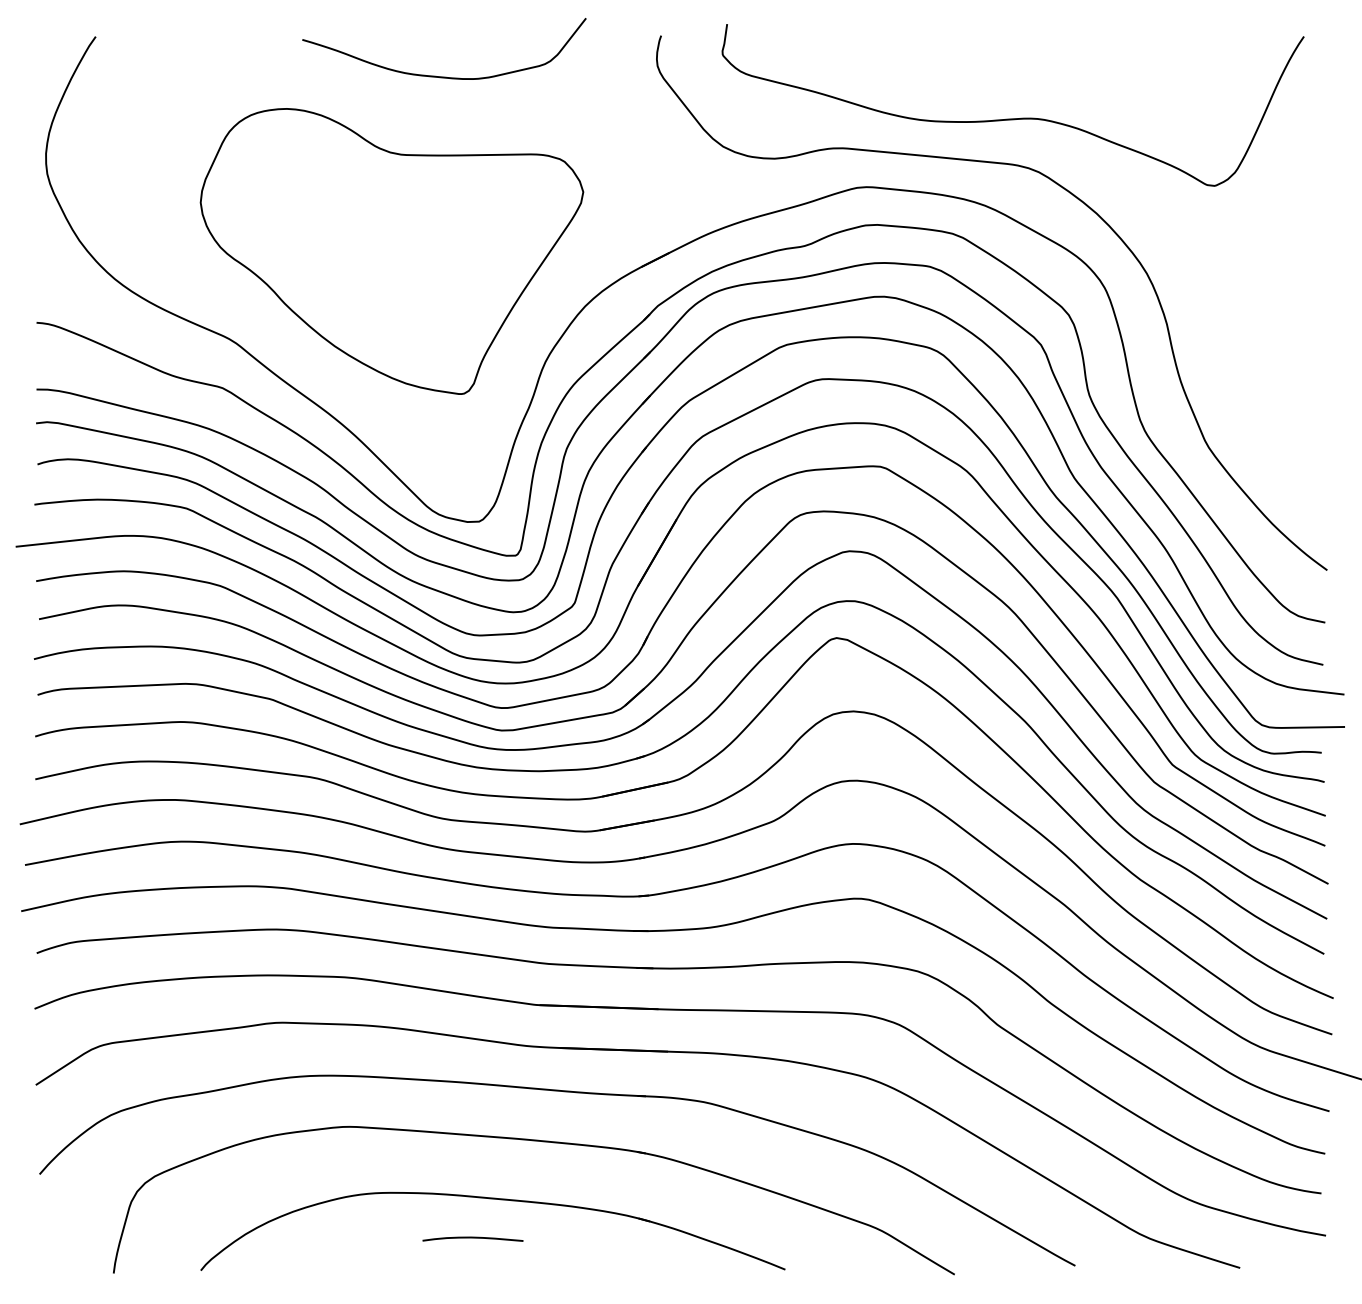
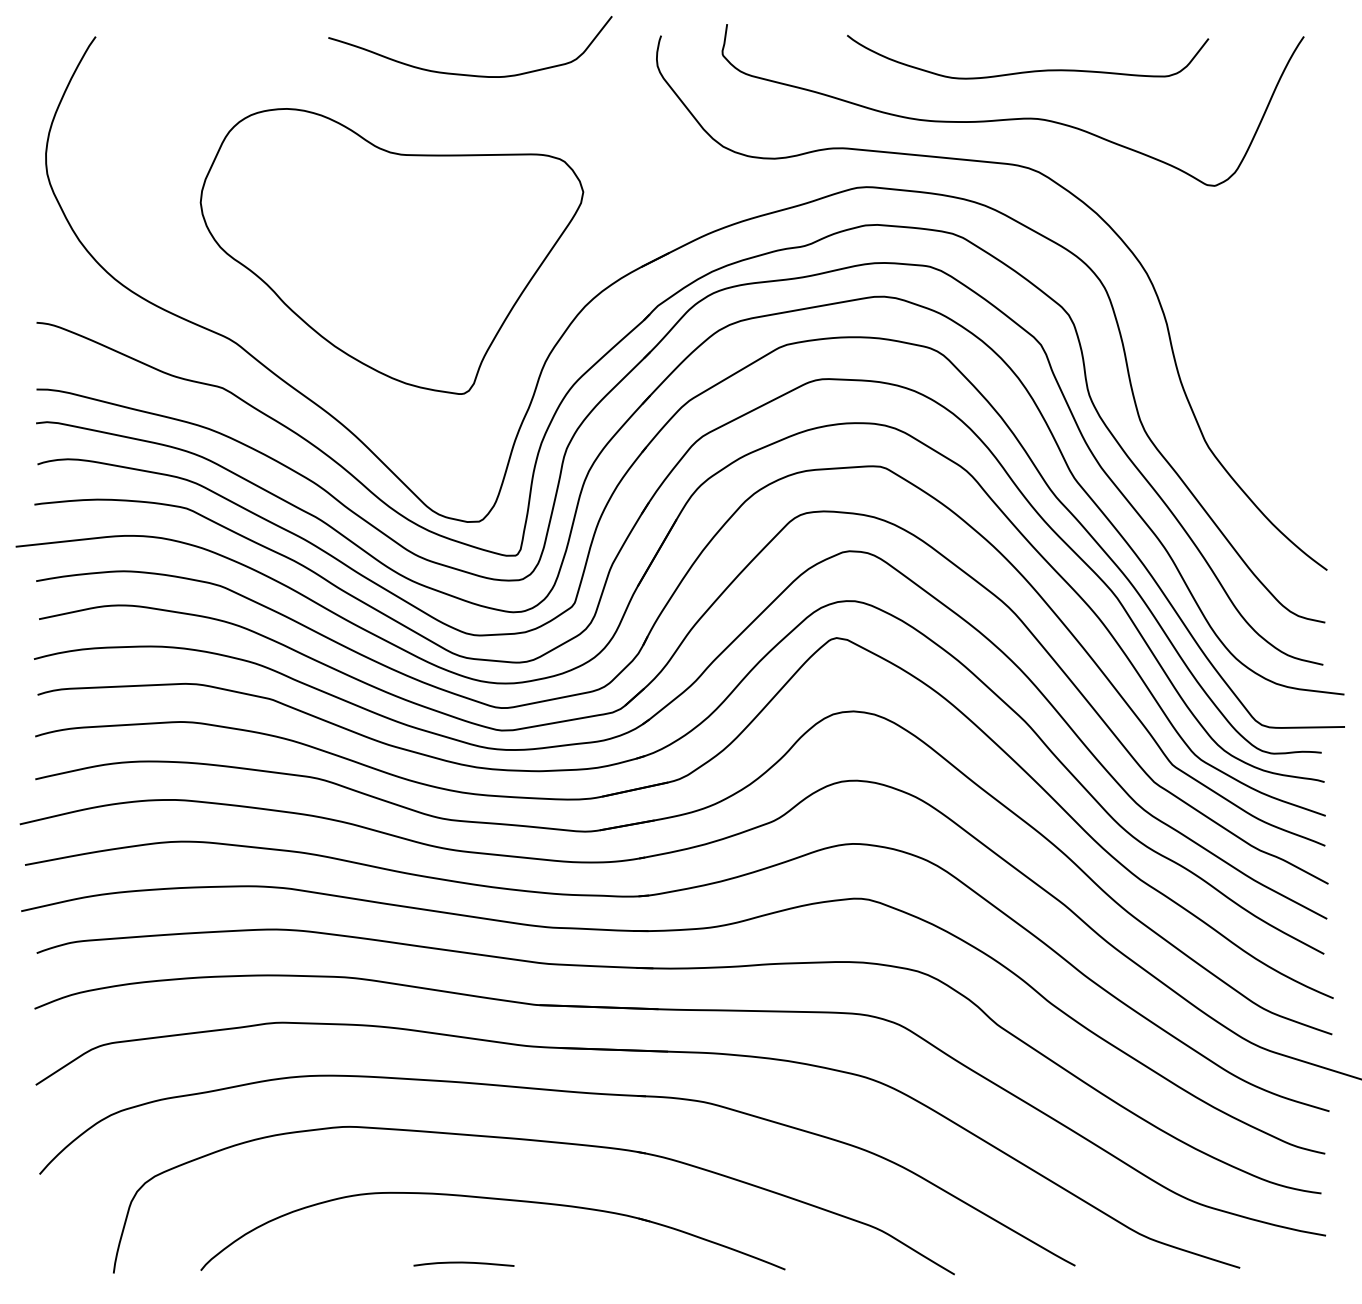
curve: none -> present (1030, 70)
curve position: (444, 76) -> (470, 74) (470, 74)
curve position: (472, 1238) -> (463, 1263) (463, 1263)
